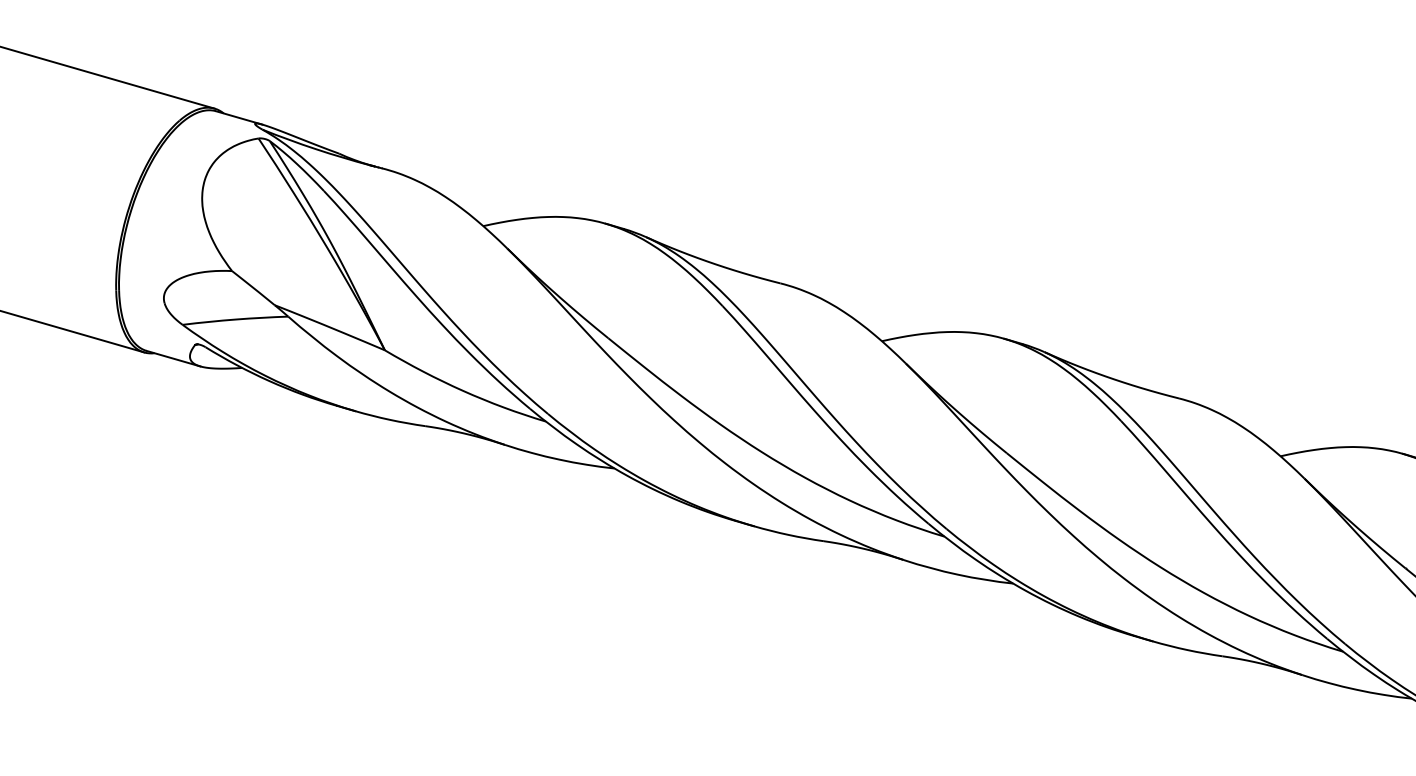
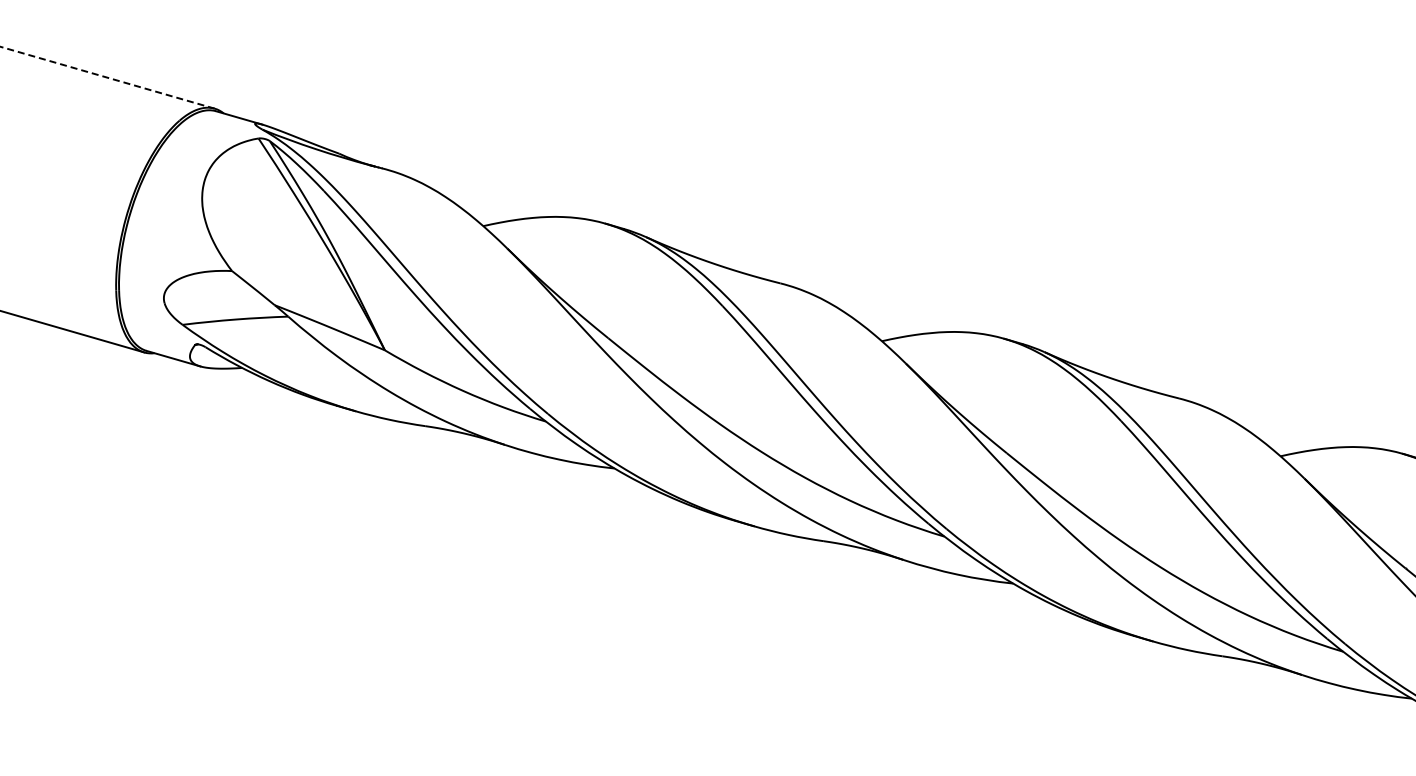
line: solid -> dashed (107, 77)
